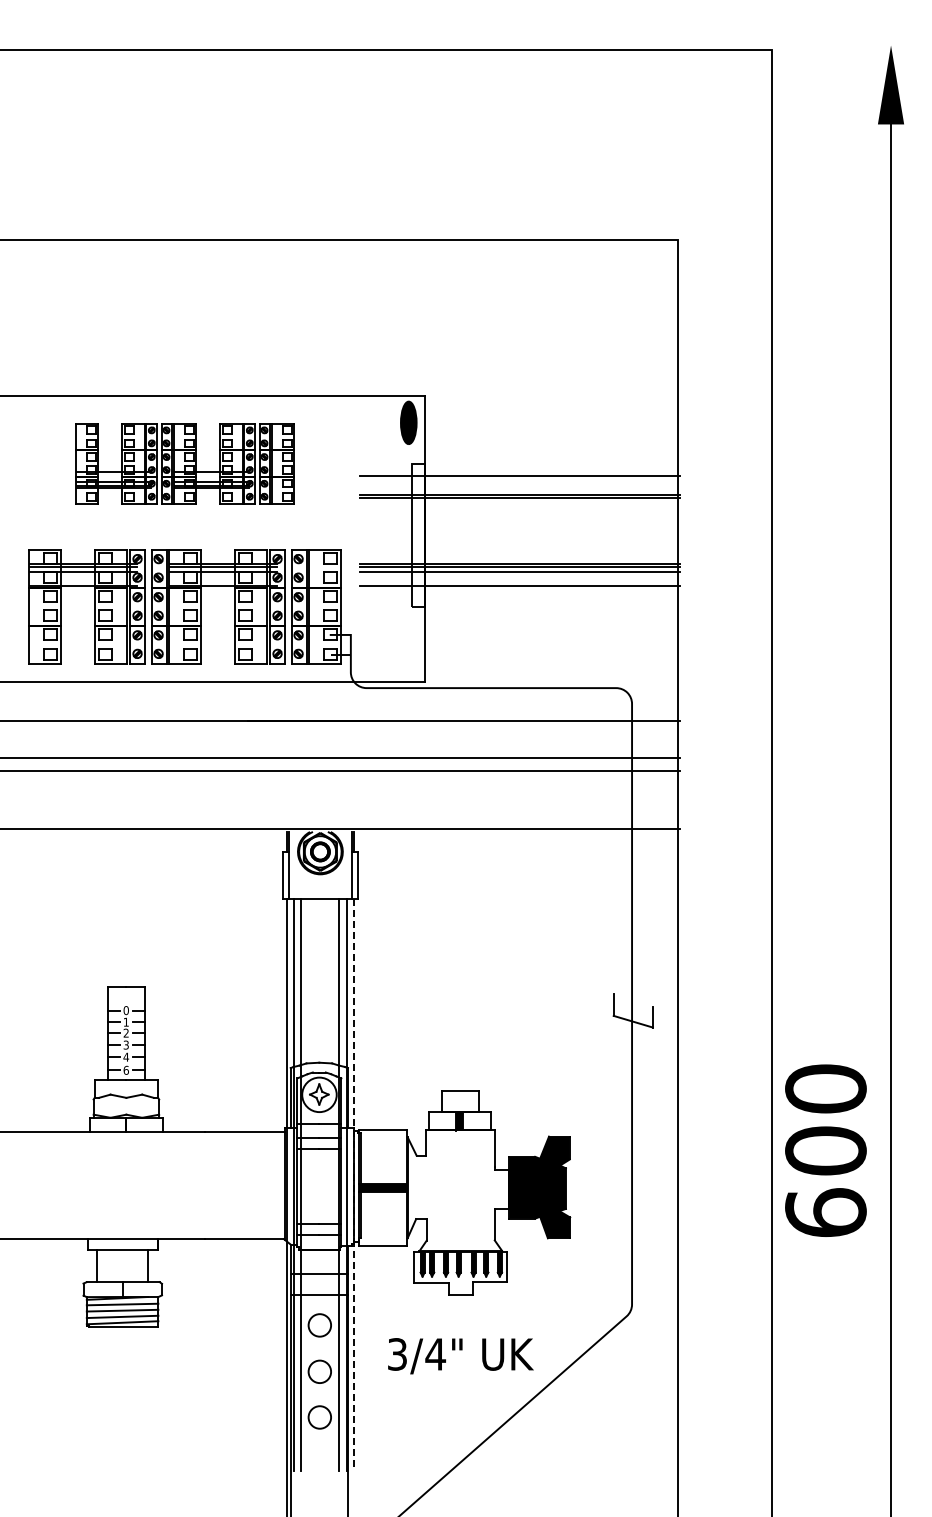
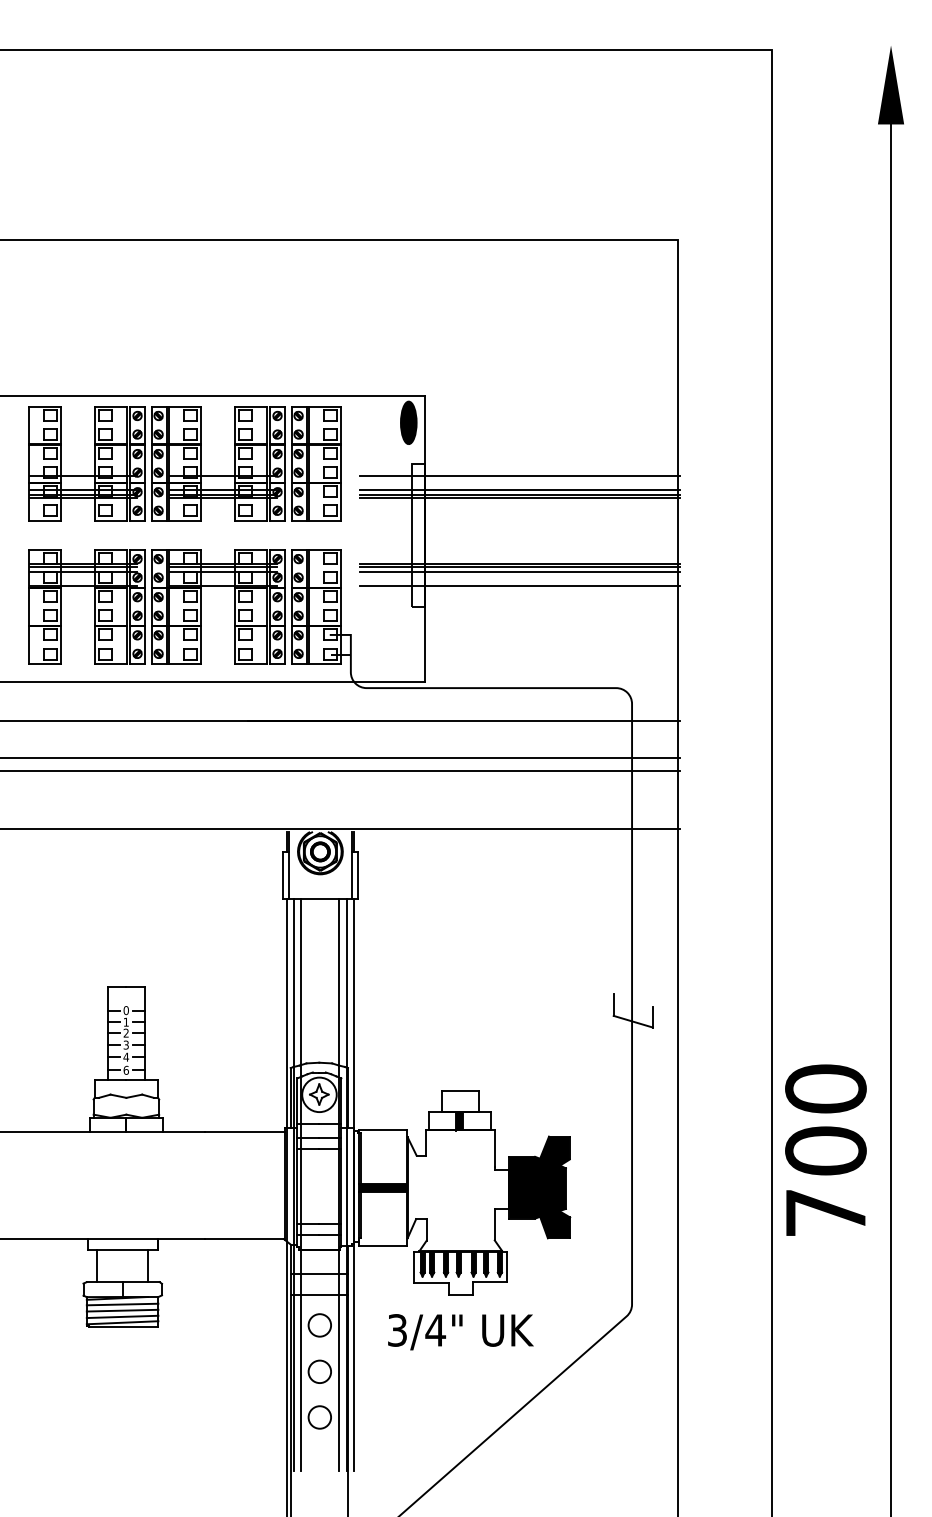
part size: 220x82 px -> 314x116 px (184, 463)
line: none -> present (520, 489)
line: dashed -> solid (353, 1185)
text: 600 -> 700 (825, 1212)
text position: (460, 1356) -> (460, 1332) (460, 1332)
